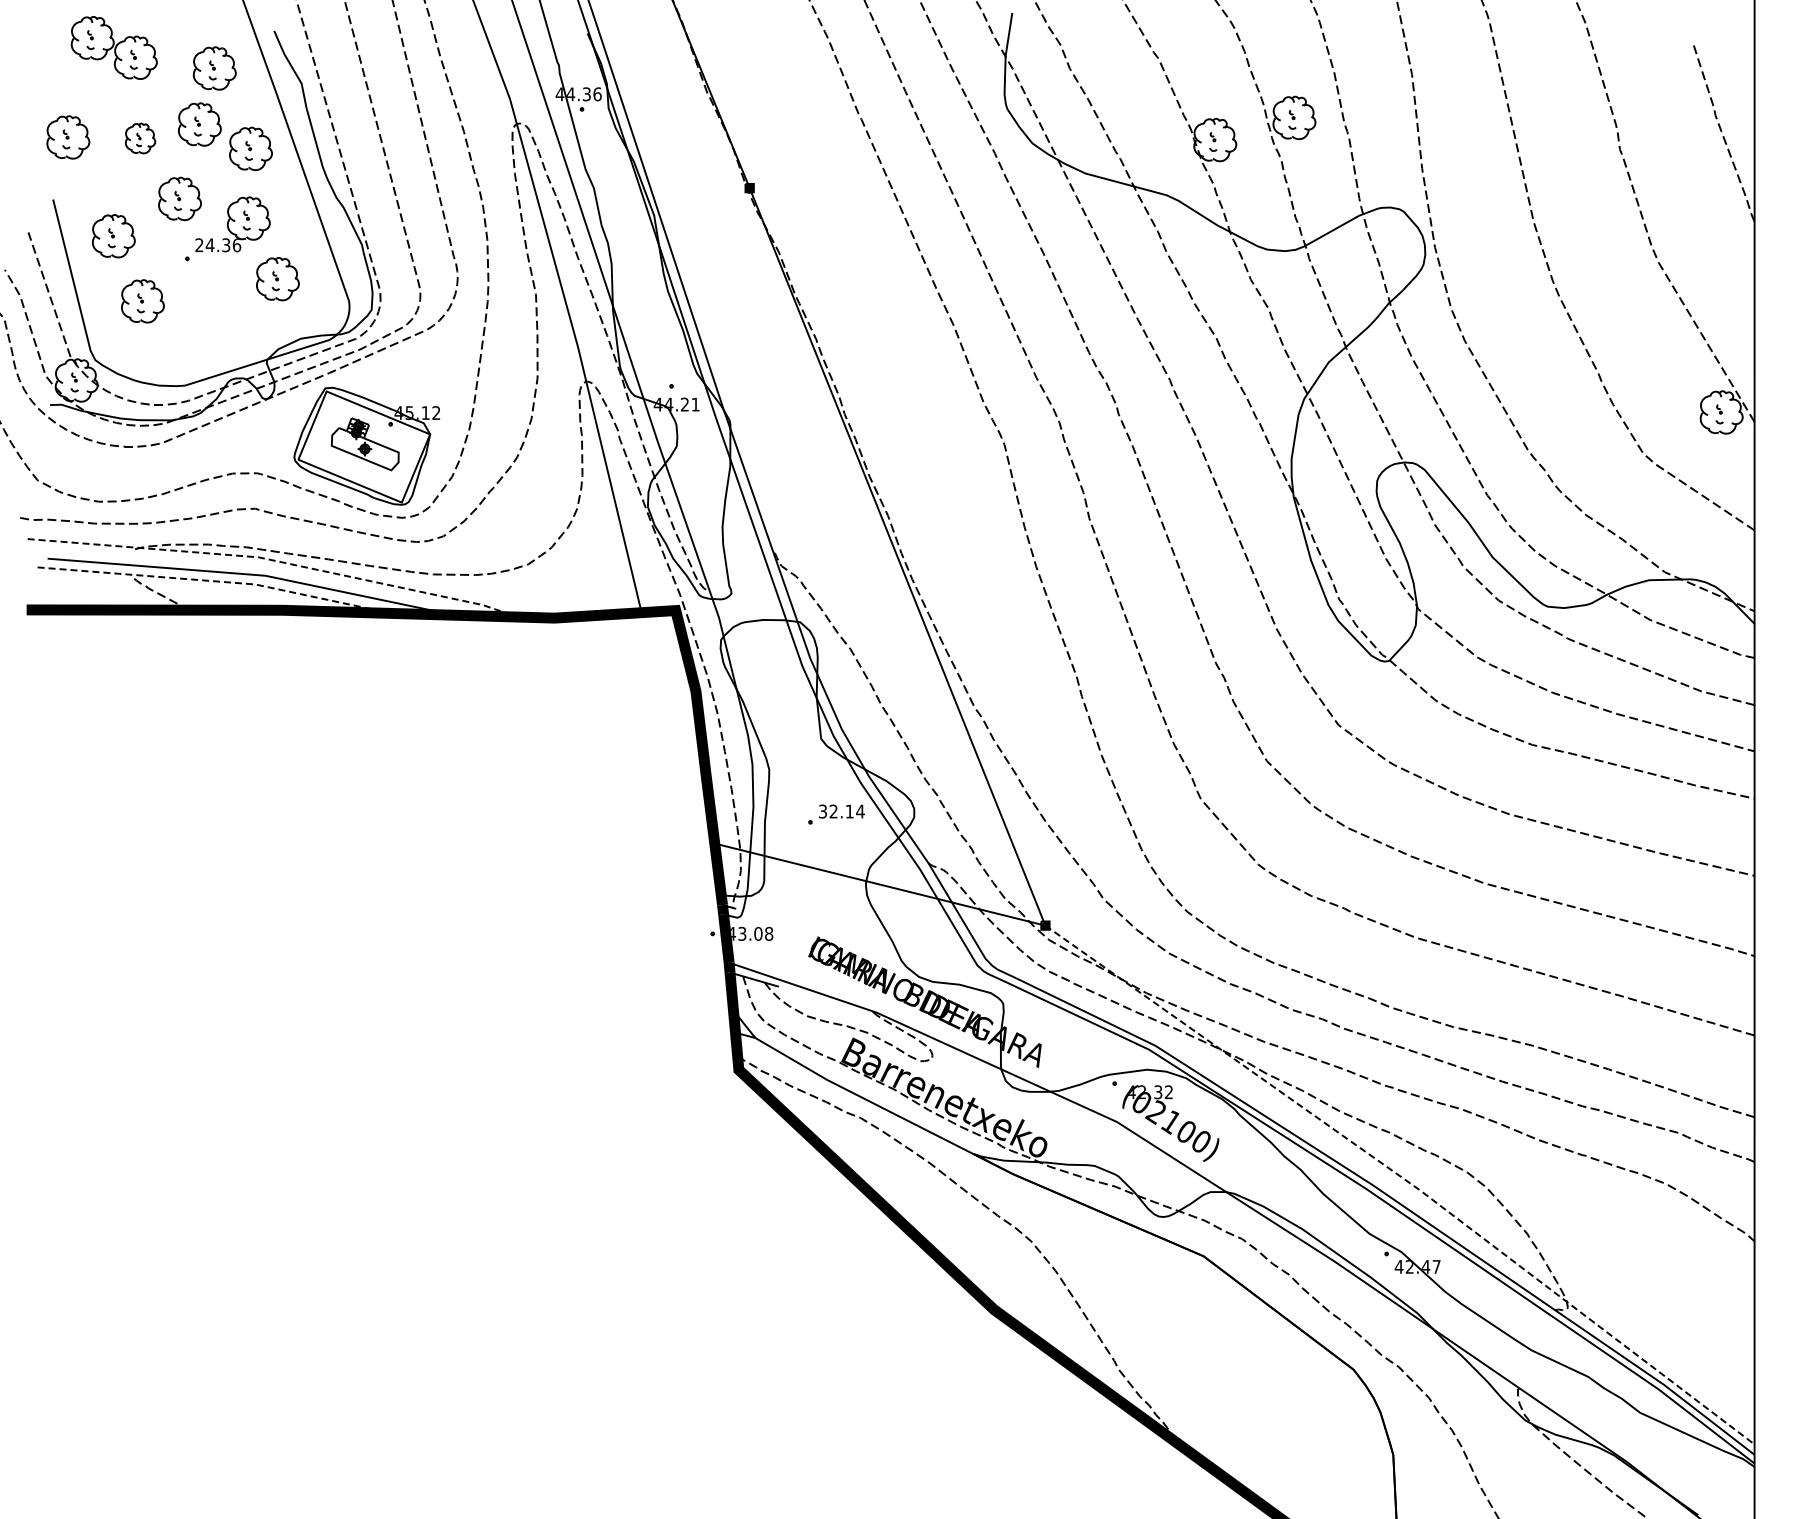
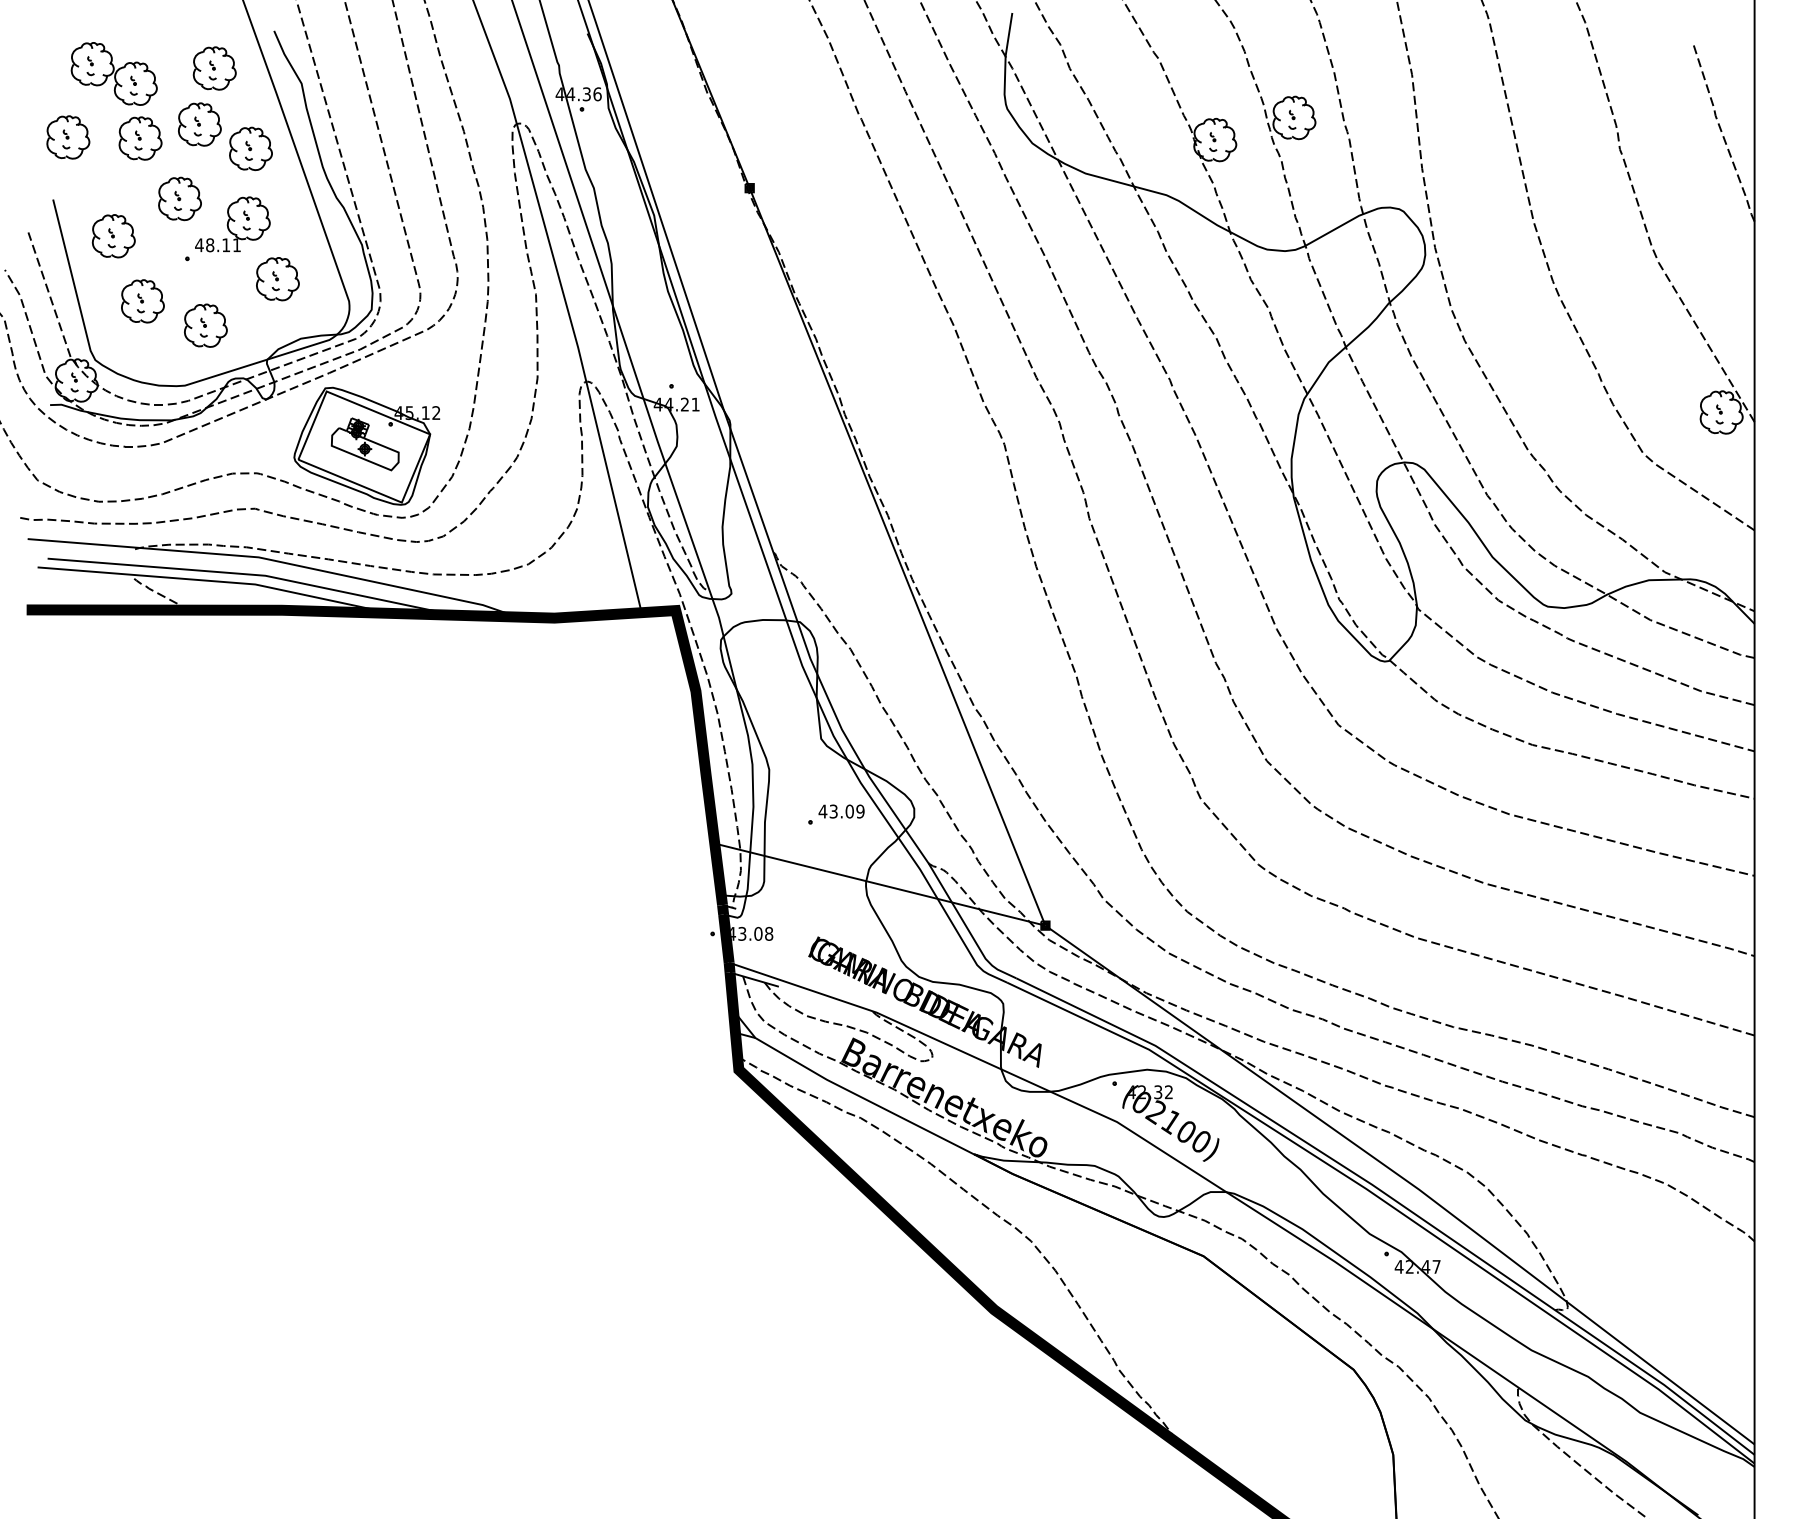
part position: (113, 47) -> (113, 73) (113, 73)
part size: 32x33 px -> 45x45 px (140, 138)
text: 24.36 -> 48.11 (218, 245)
part: none -> present (205, 325)
line: dashed -> solid (276, 561)
line: dashed -> solid (216, 581)
text: 32.14 -> 43.09 (841, 811)
line: dashed -> solid (1405, 1179)
